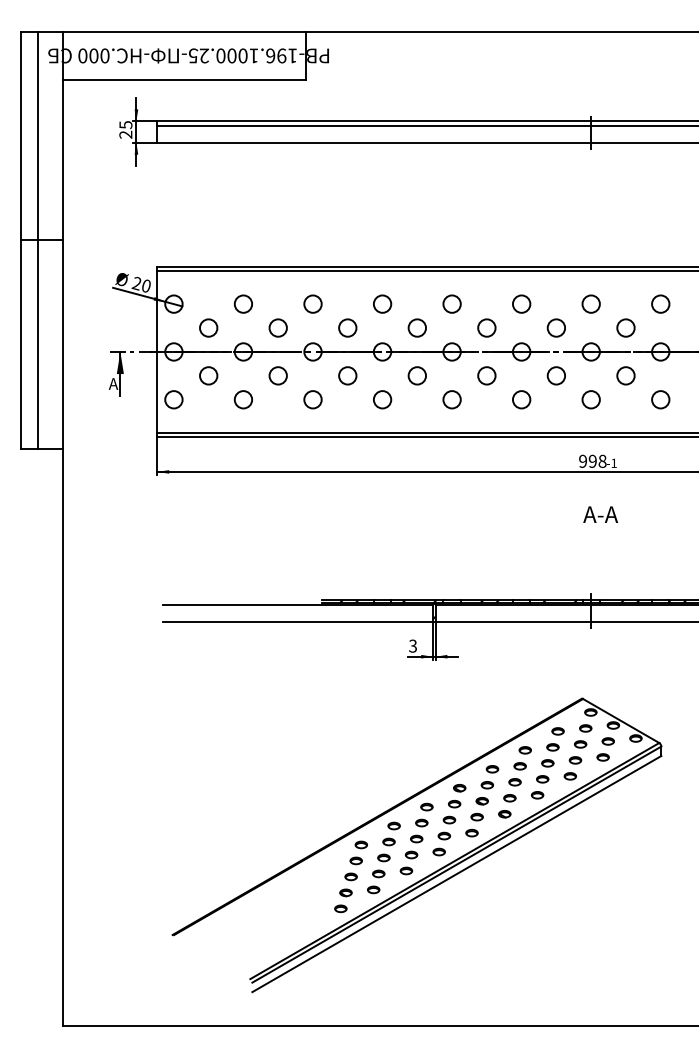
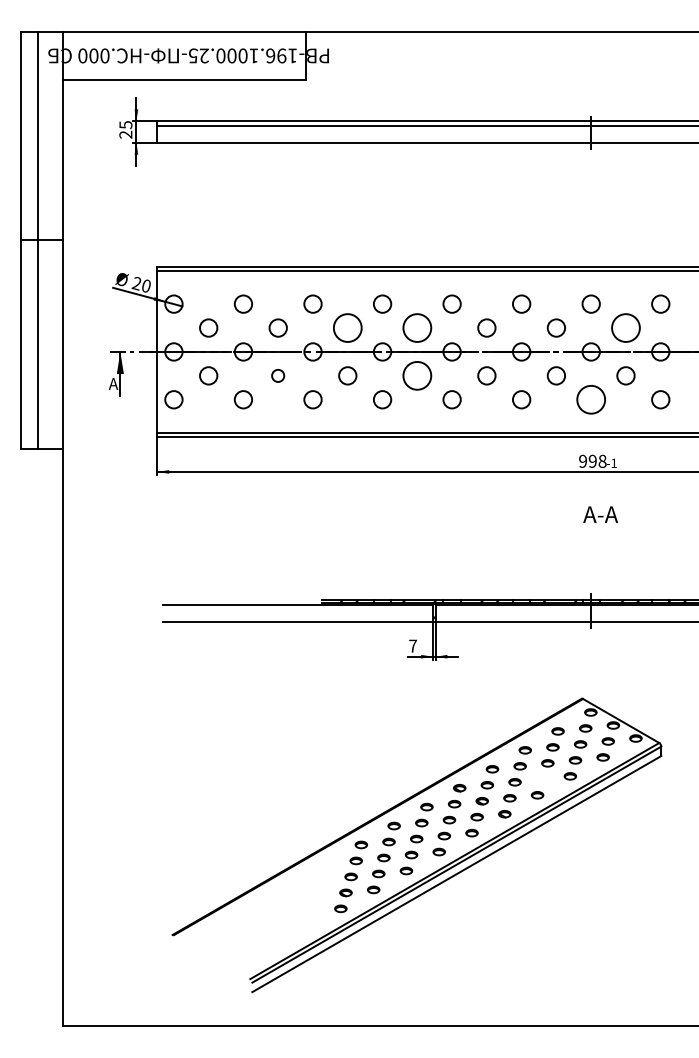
circle diameter: 17 px -> 28 px (347, 327)
circle diameter: 17 px -> 28 px (417, 327)
circle diameter: 17 px -> 28 px (625, 327)
circle size: 20x20 px -> 15x14 px (278, 375)
circle diameter: 17 px -> 28 px (417, 375)
circle diameter: 17 px -> 28 px (591, 399)
text: 3 -> 7 (413, 645)
part: present -> none (542, 779)
